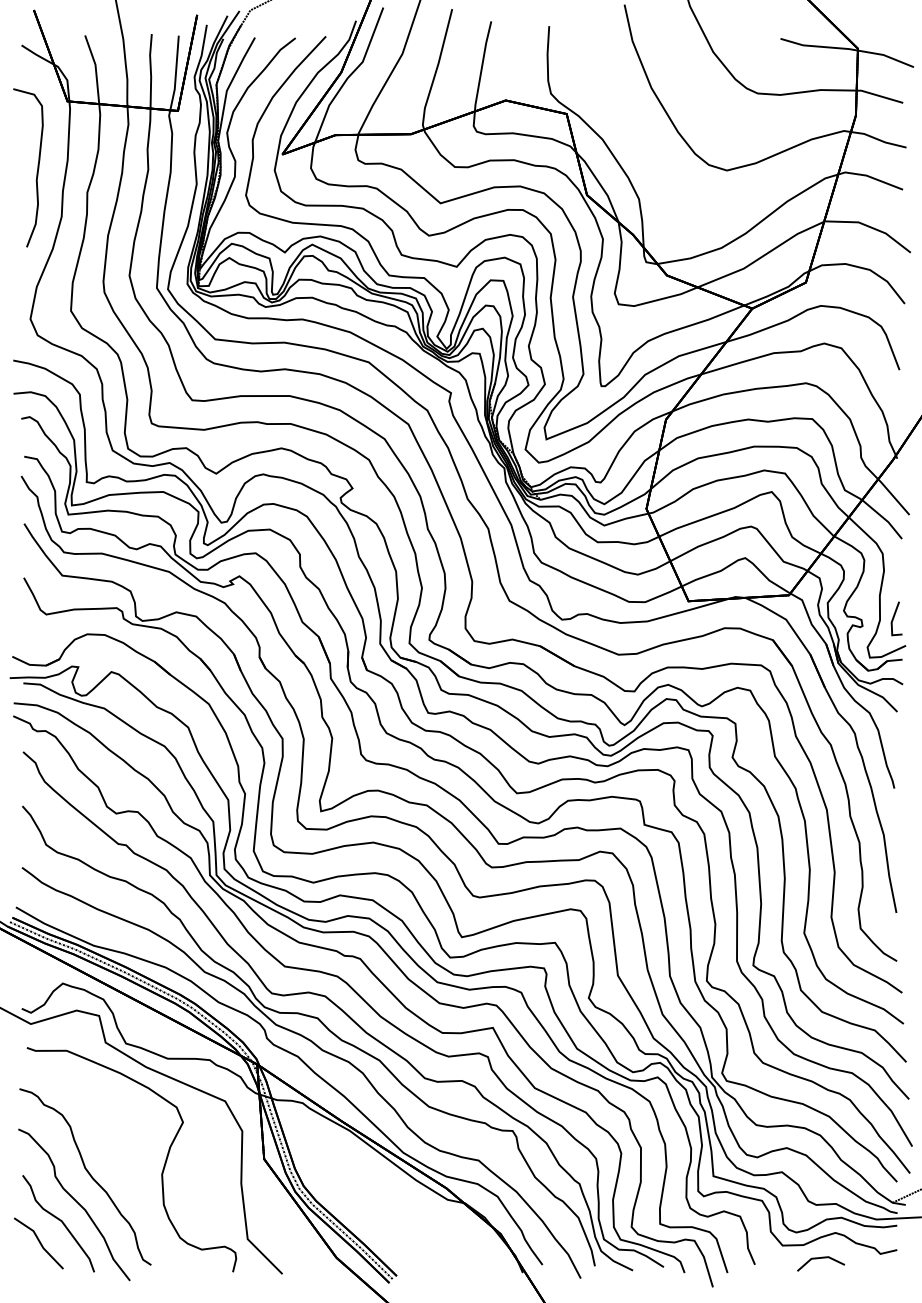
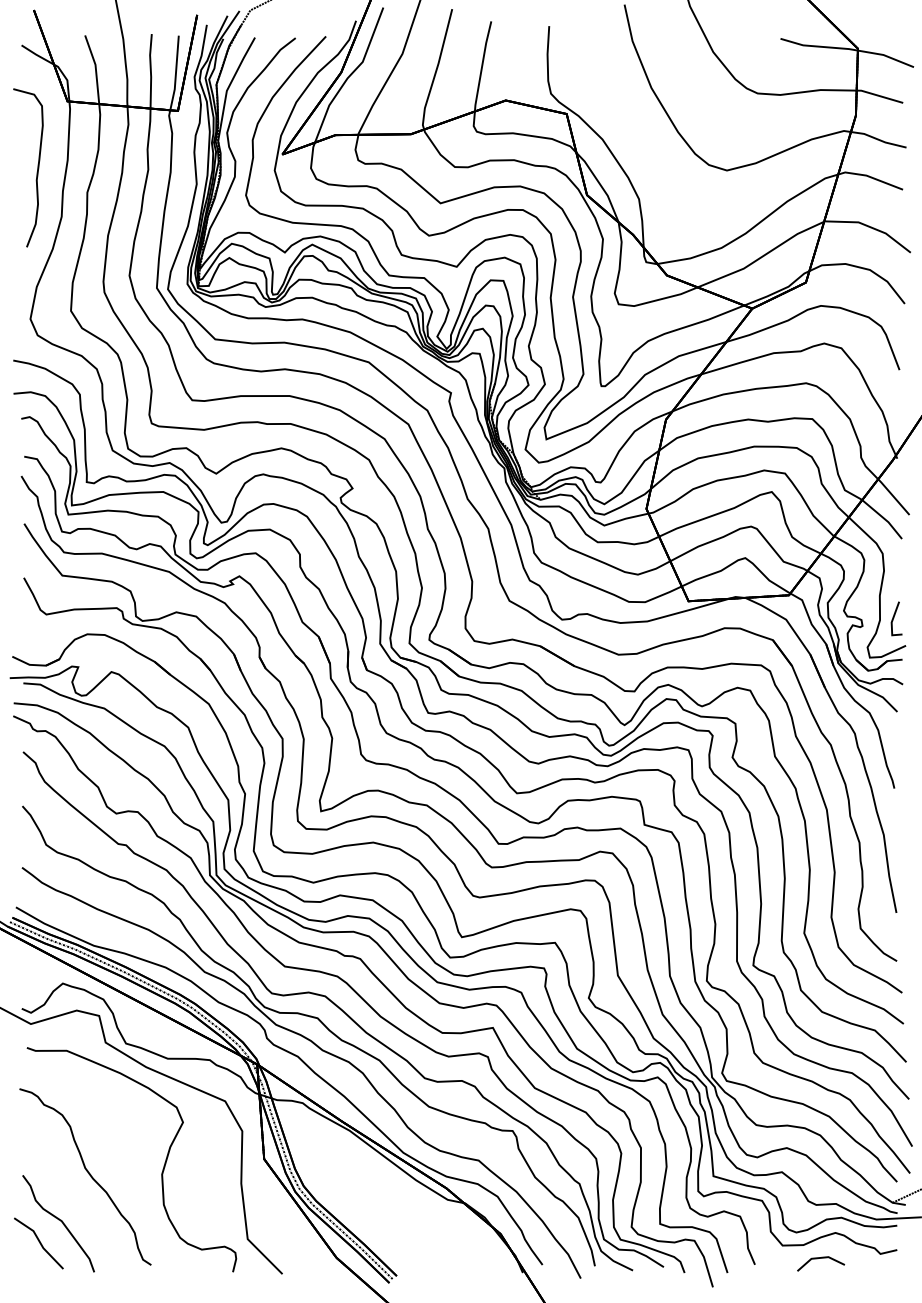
curve: present -> none (76, 1202)
